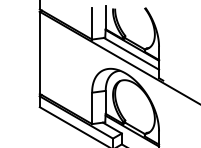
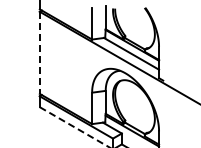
line: solid -> dashed (39, 53)
line: solid -> dashed (75, 127)
